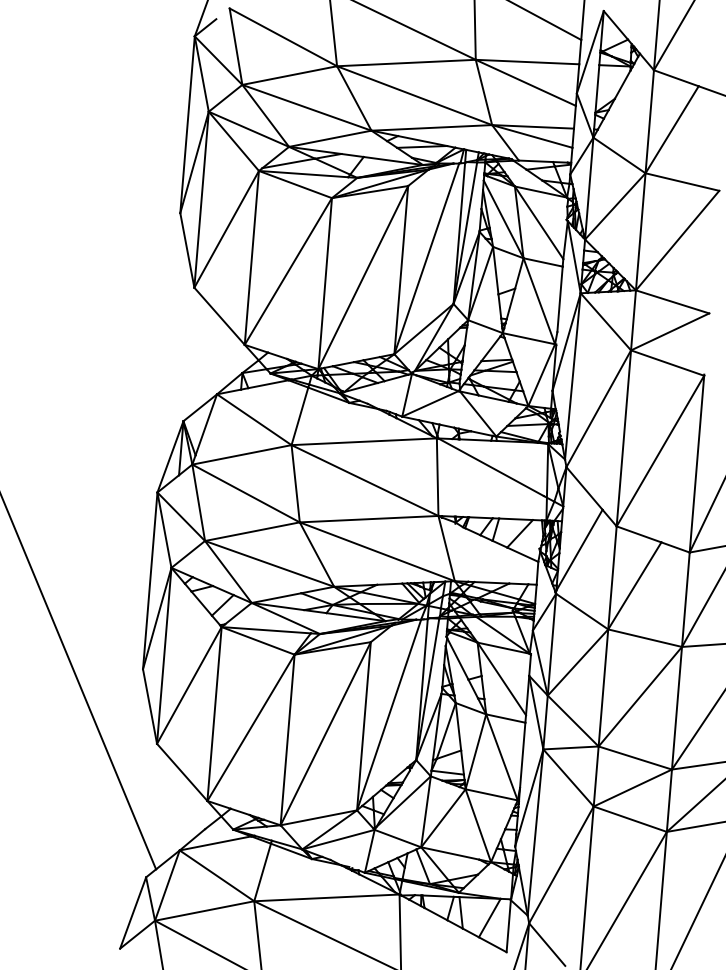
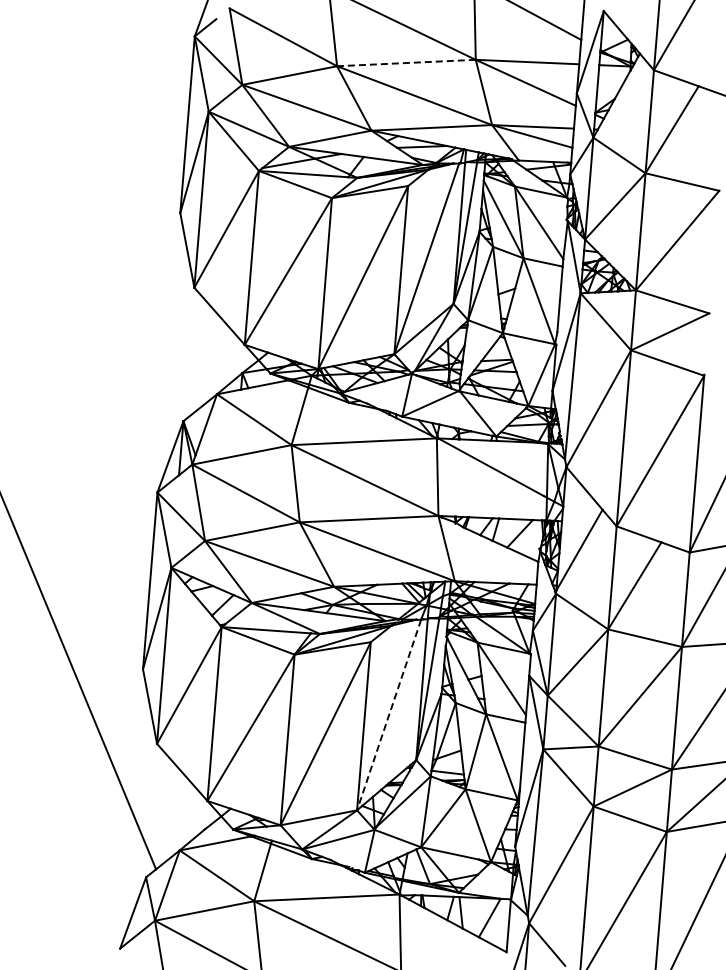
line: solid -> dashed (405, 63)
line: solid -> dashed (388, 715)
